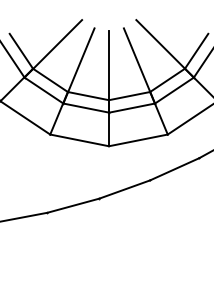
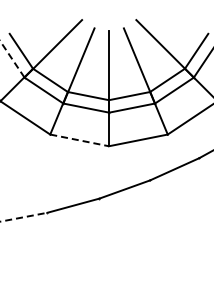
line: solid -> dashed (12, 59)
line: solid -> dashed (79, 140)
line: solid -> dashed (23, 217)
